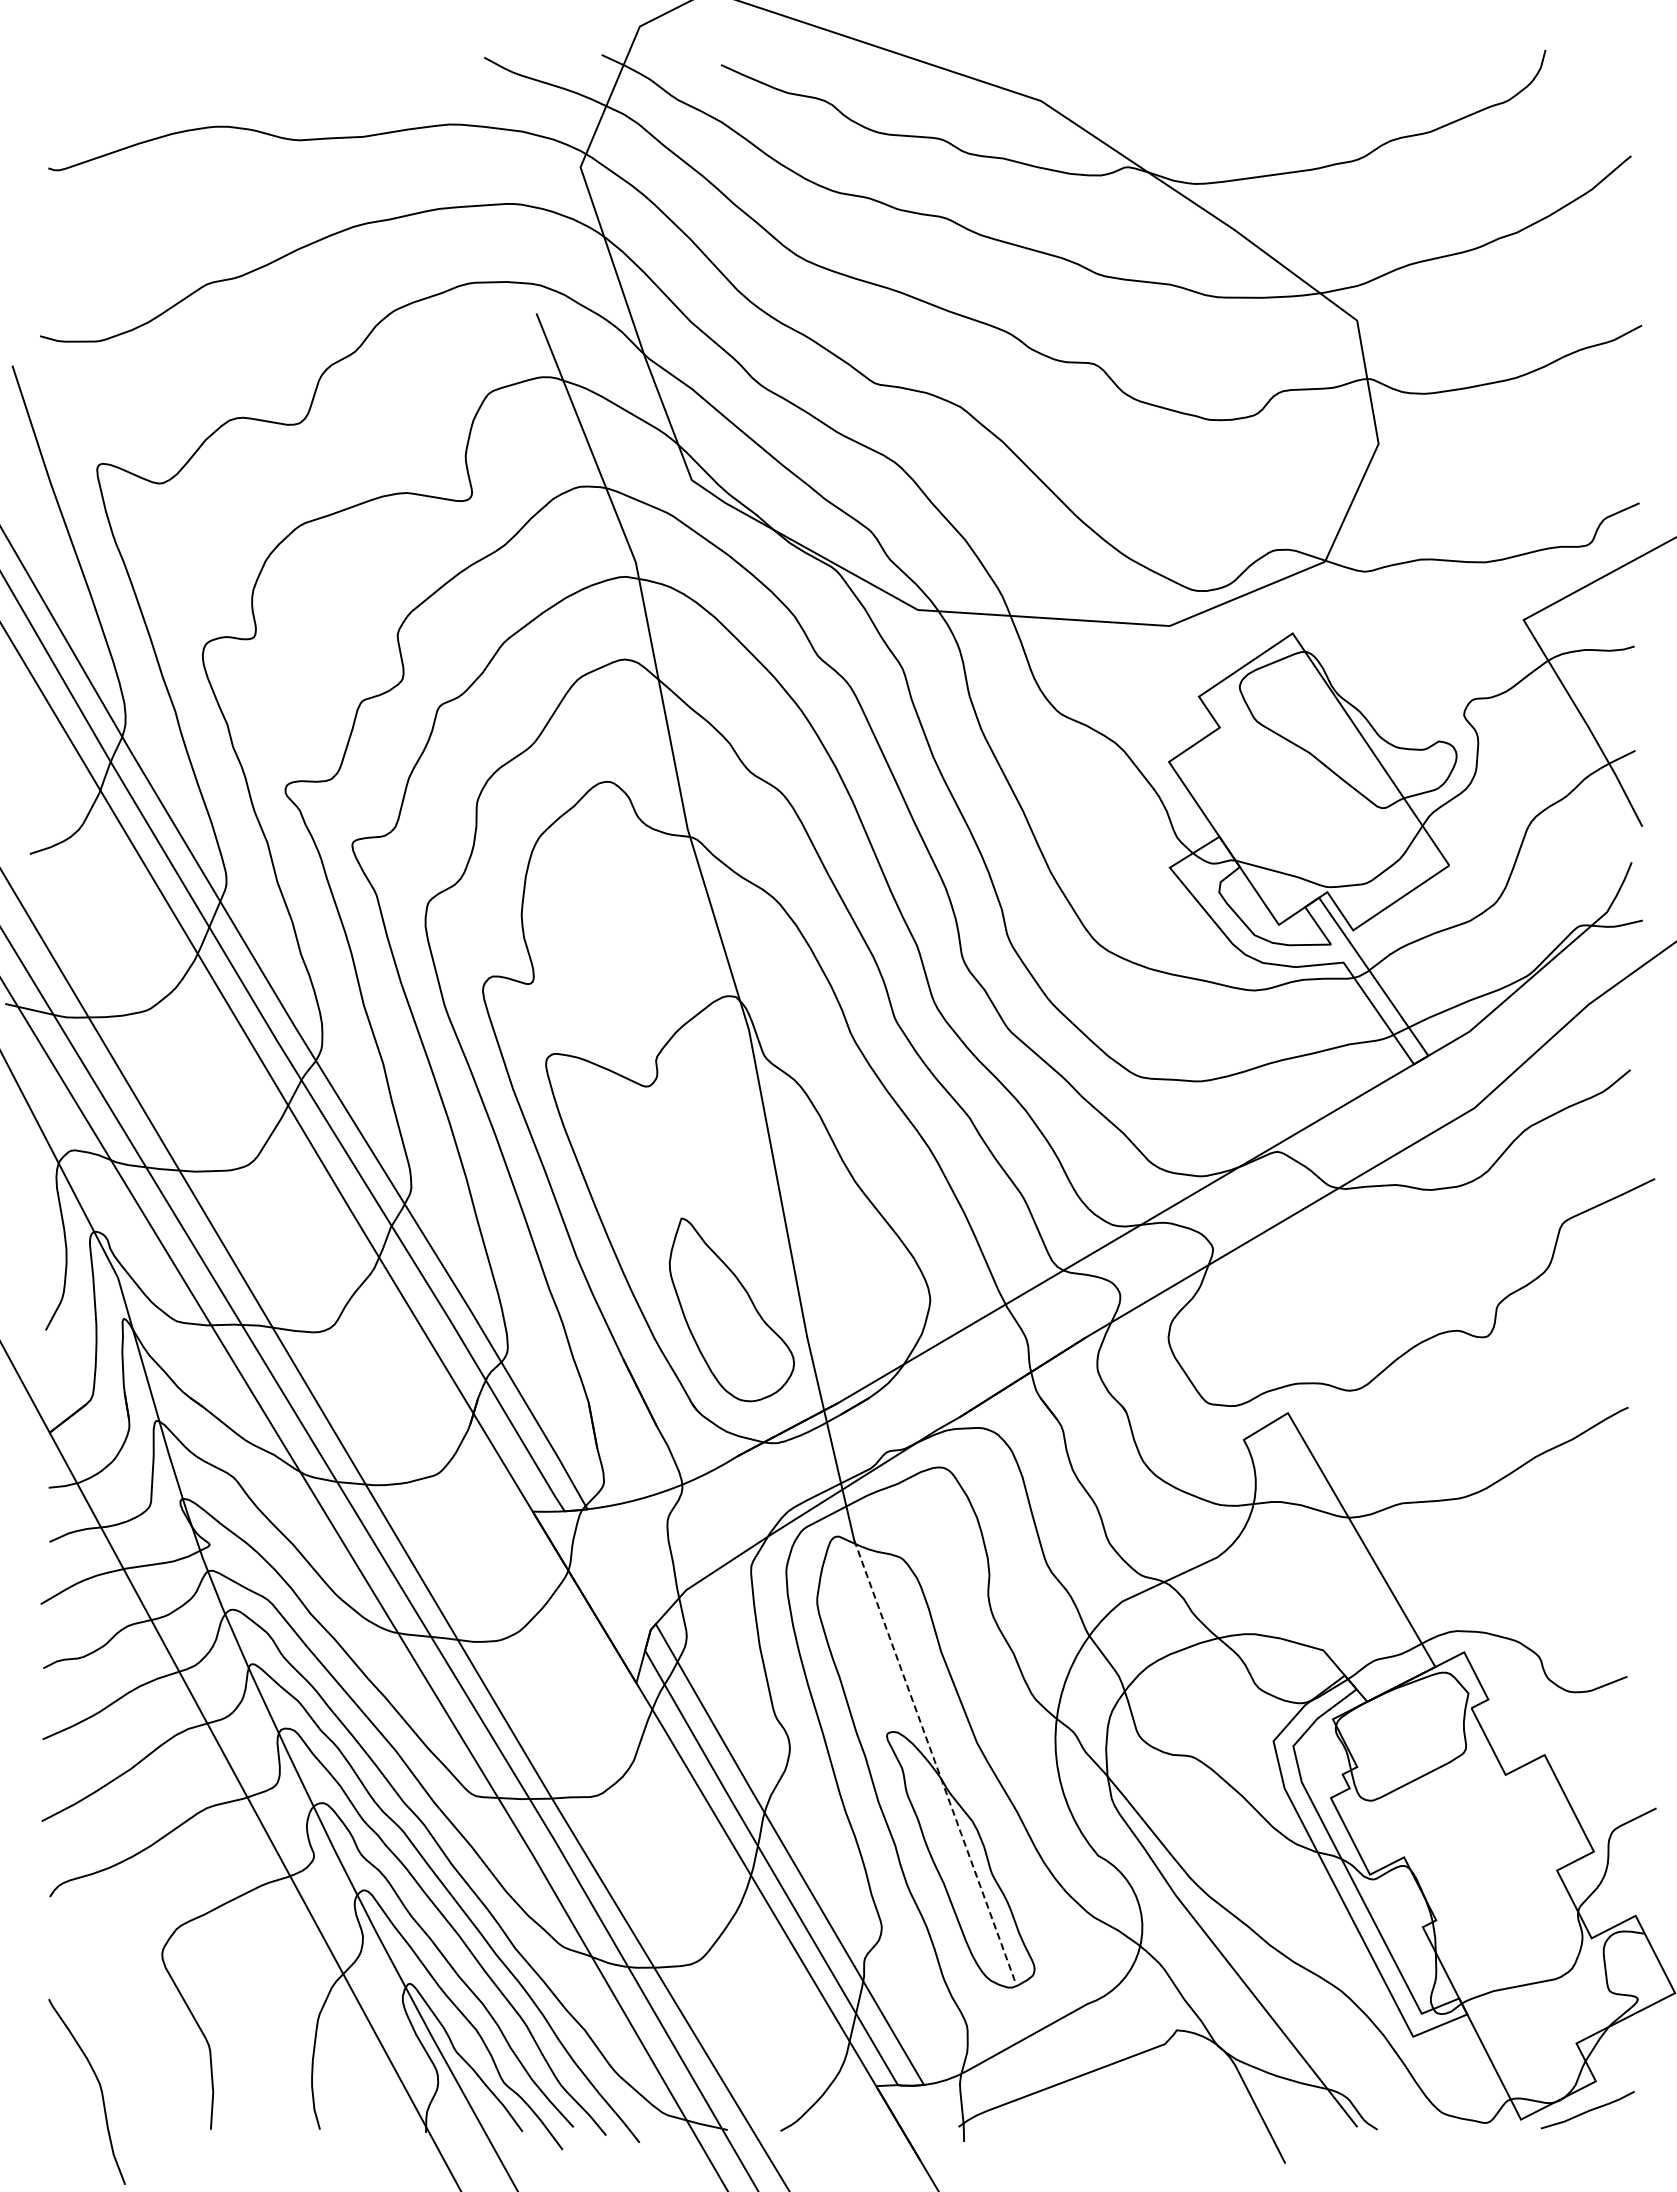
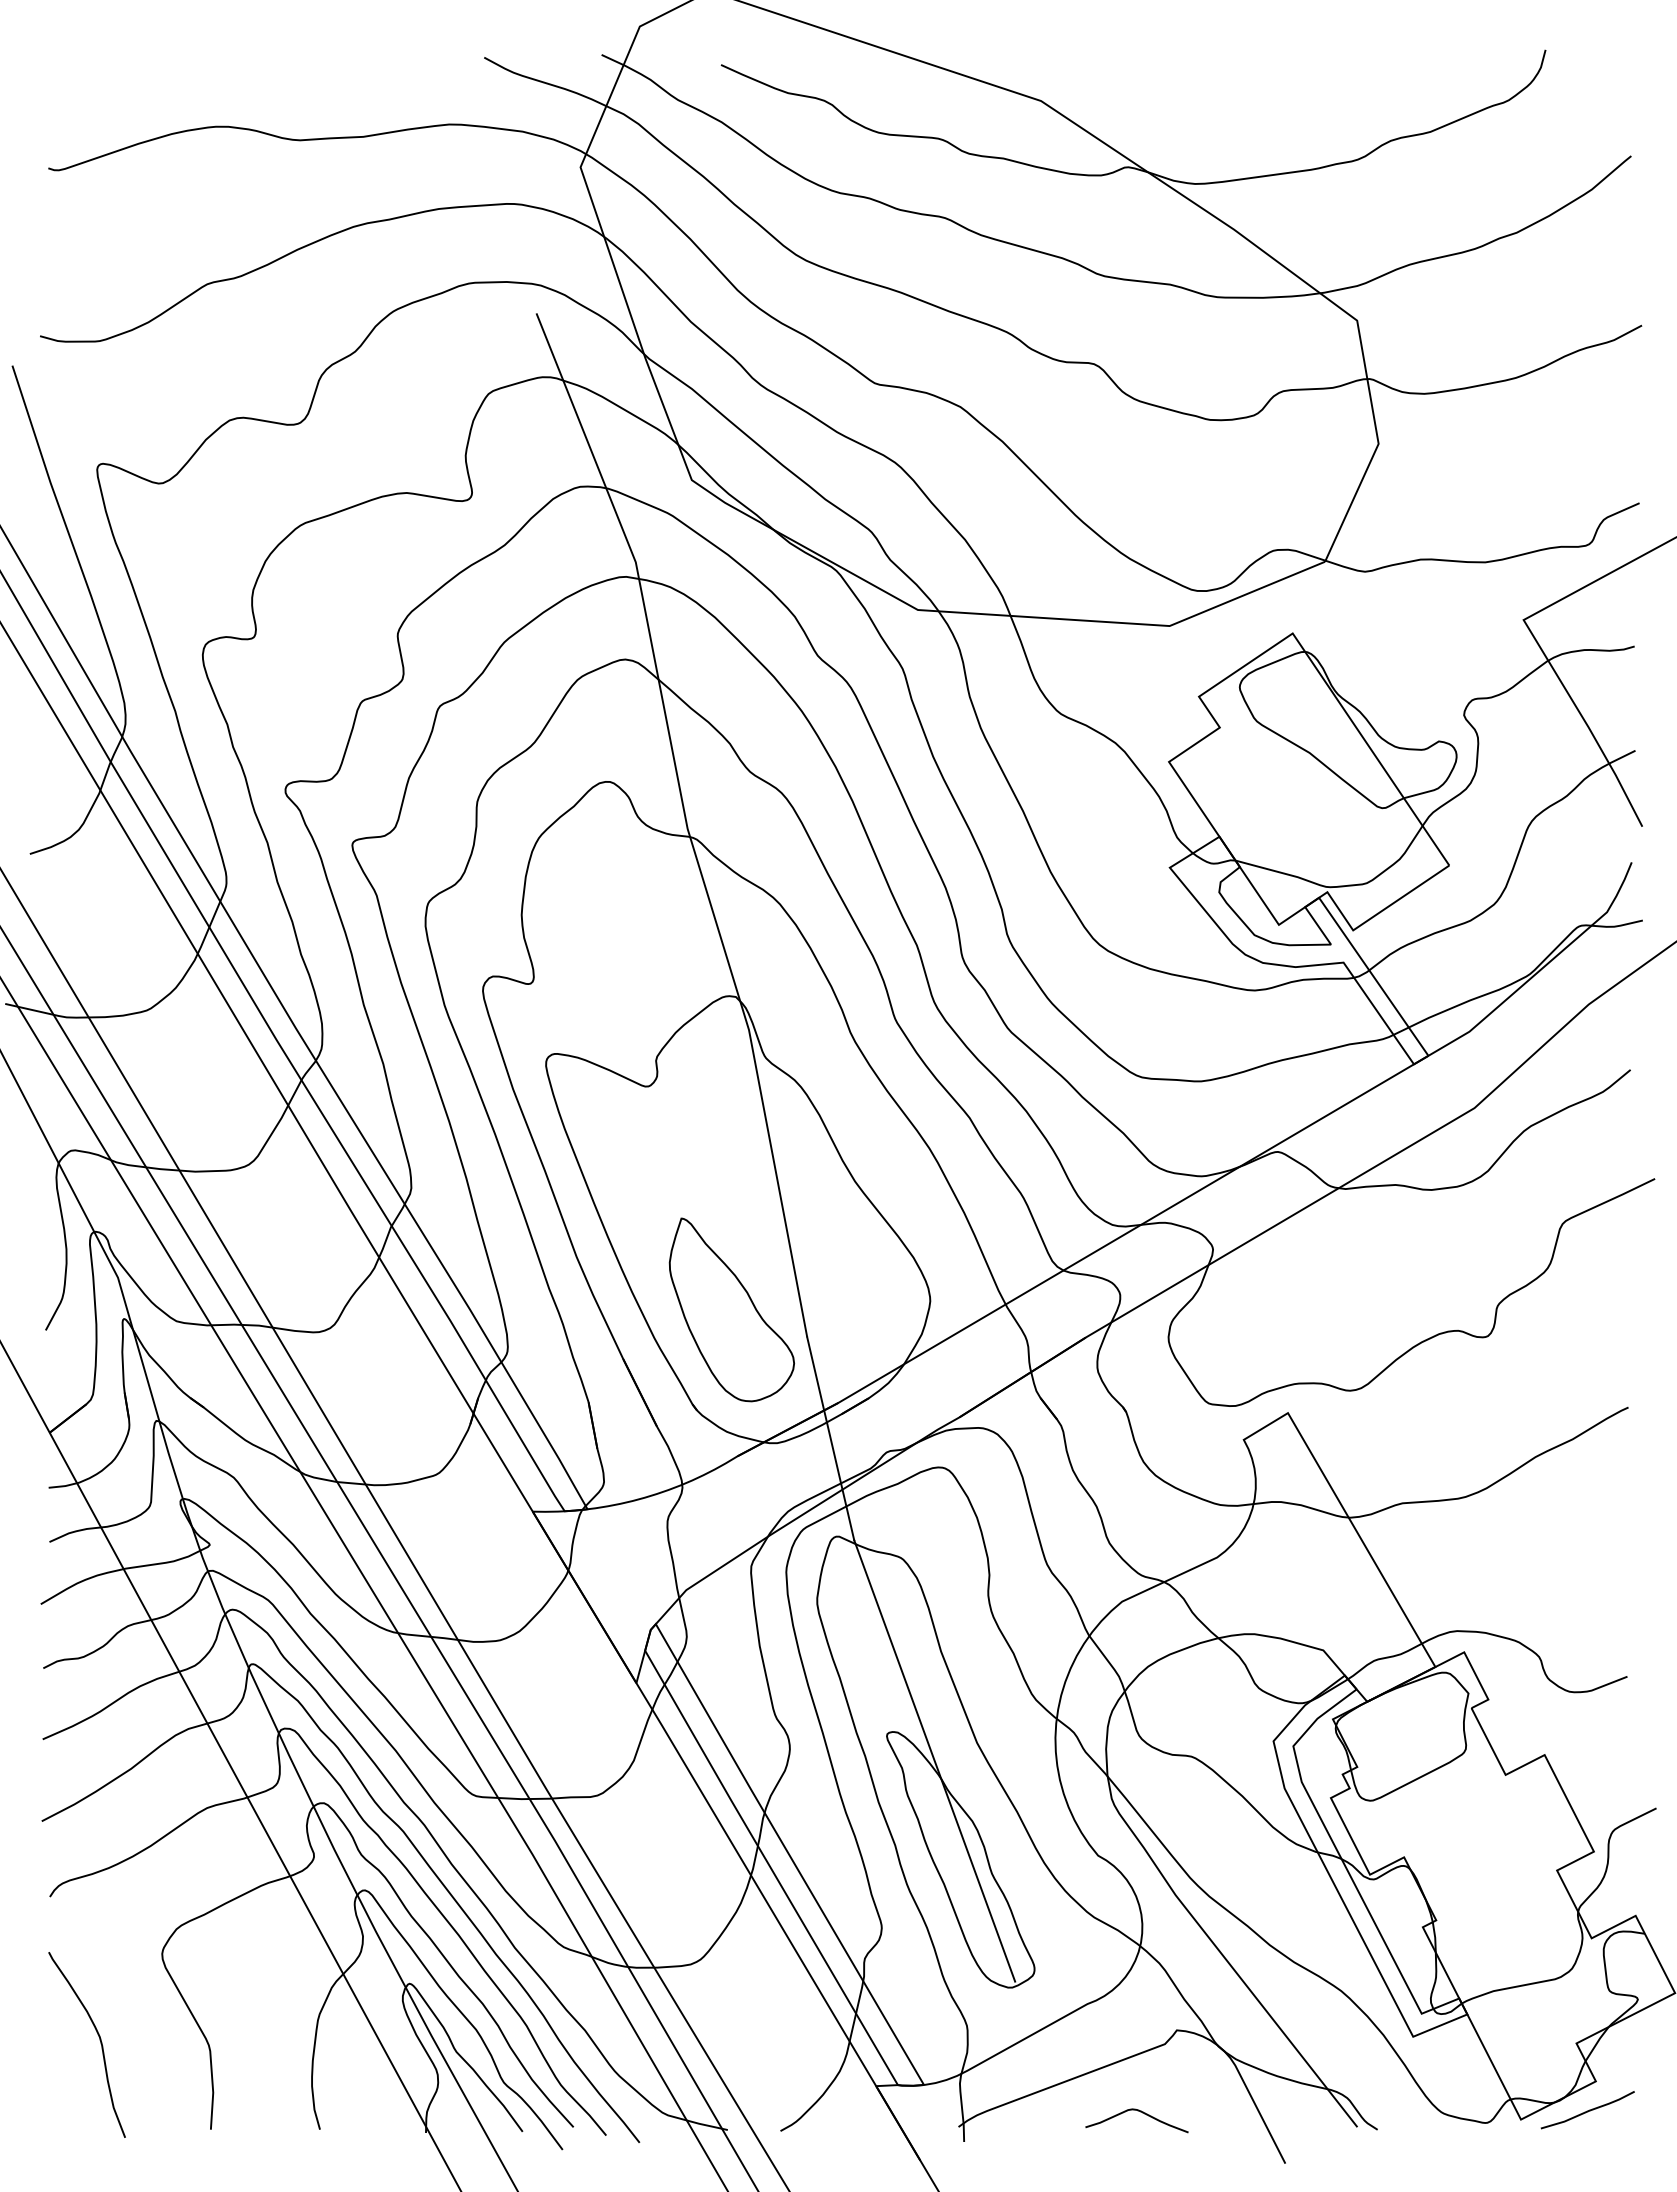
line: dashed -> solid (934, 1760)
curve position: (99, 2087) -> (99, 2040) (99, 2040)
curve: none -> present (1140, 2112)
